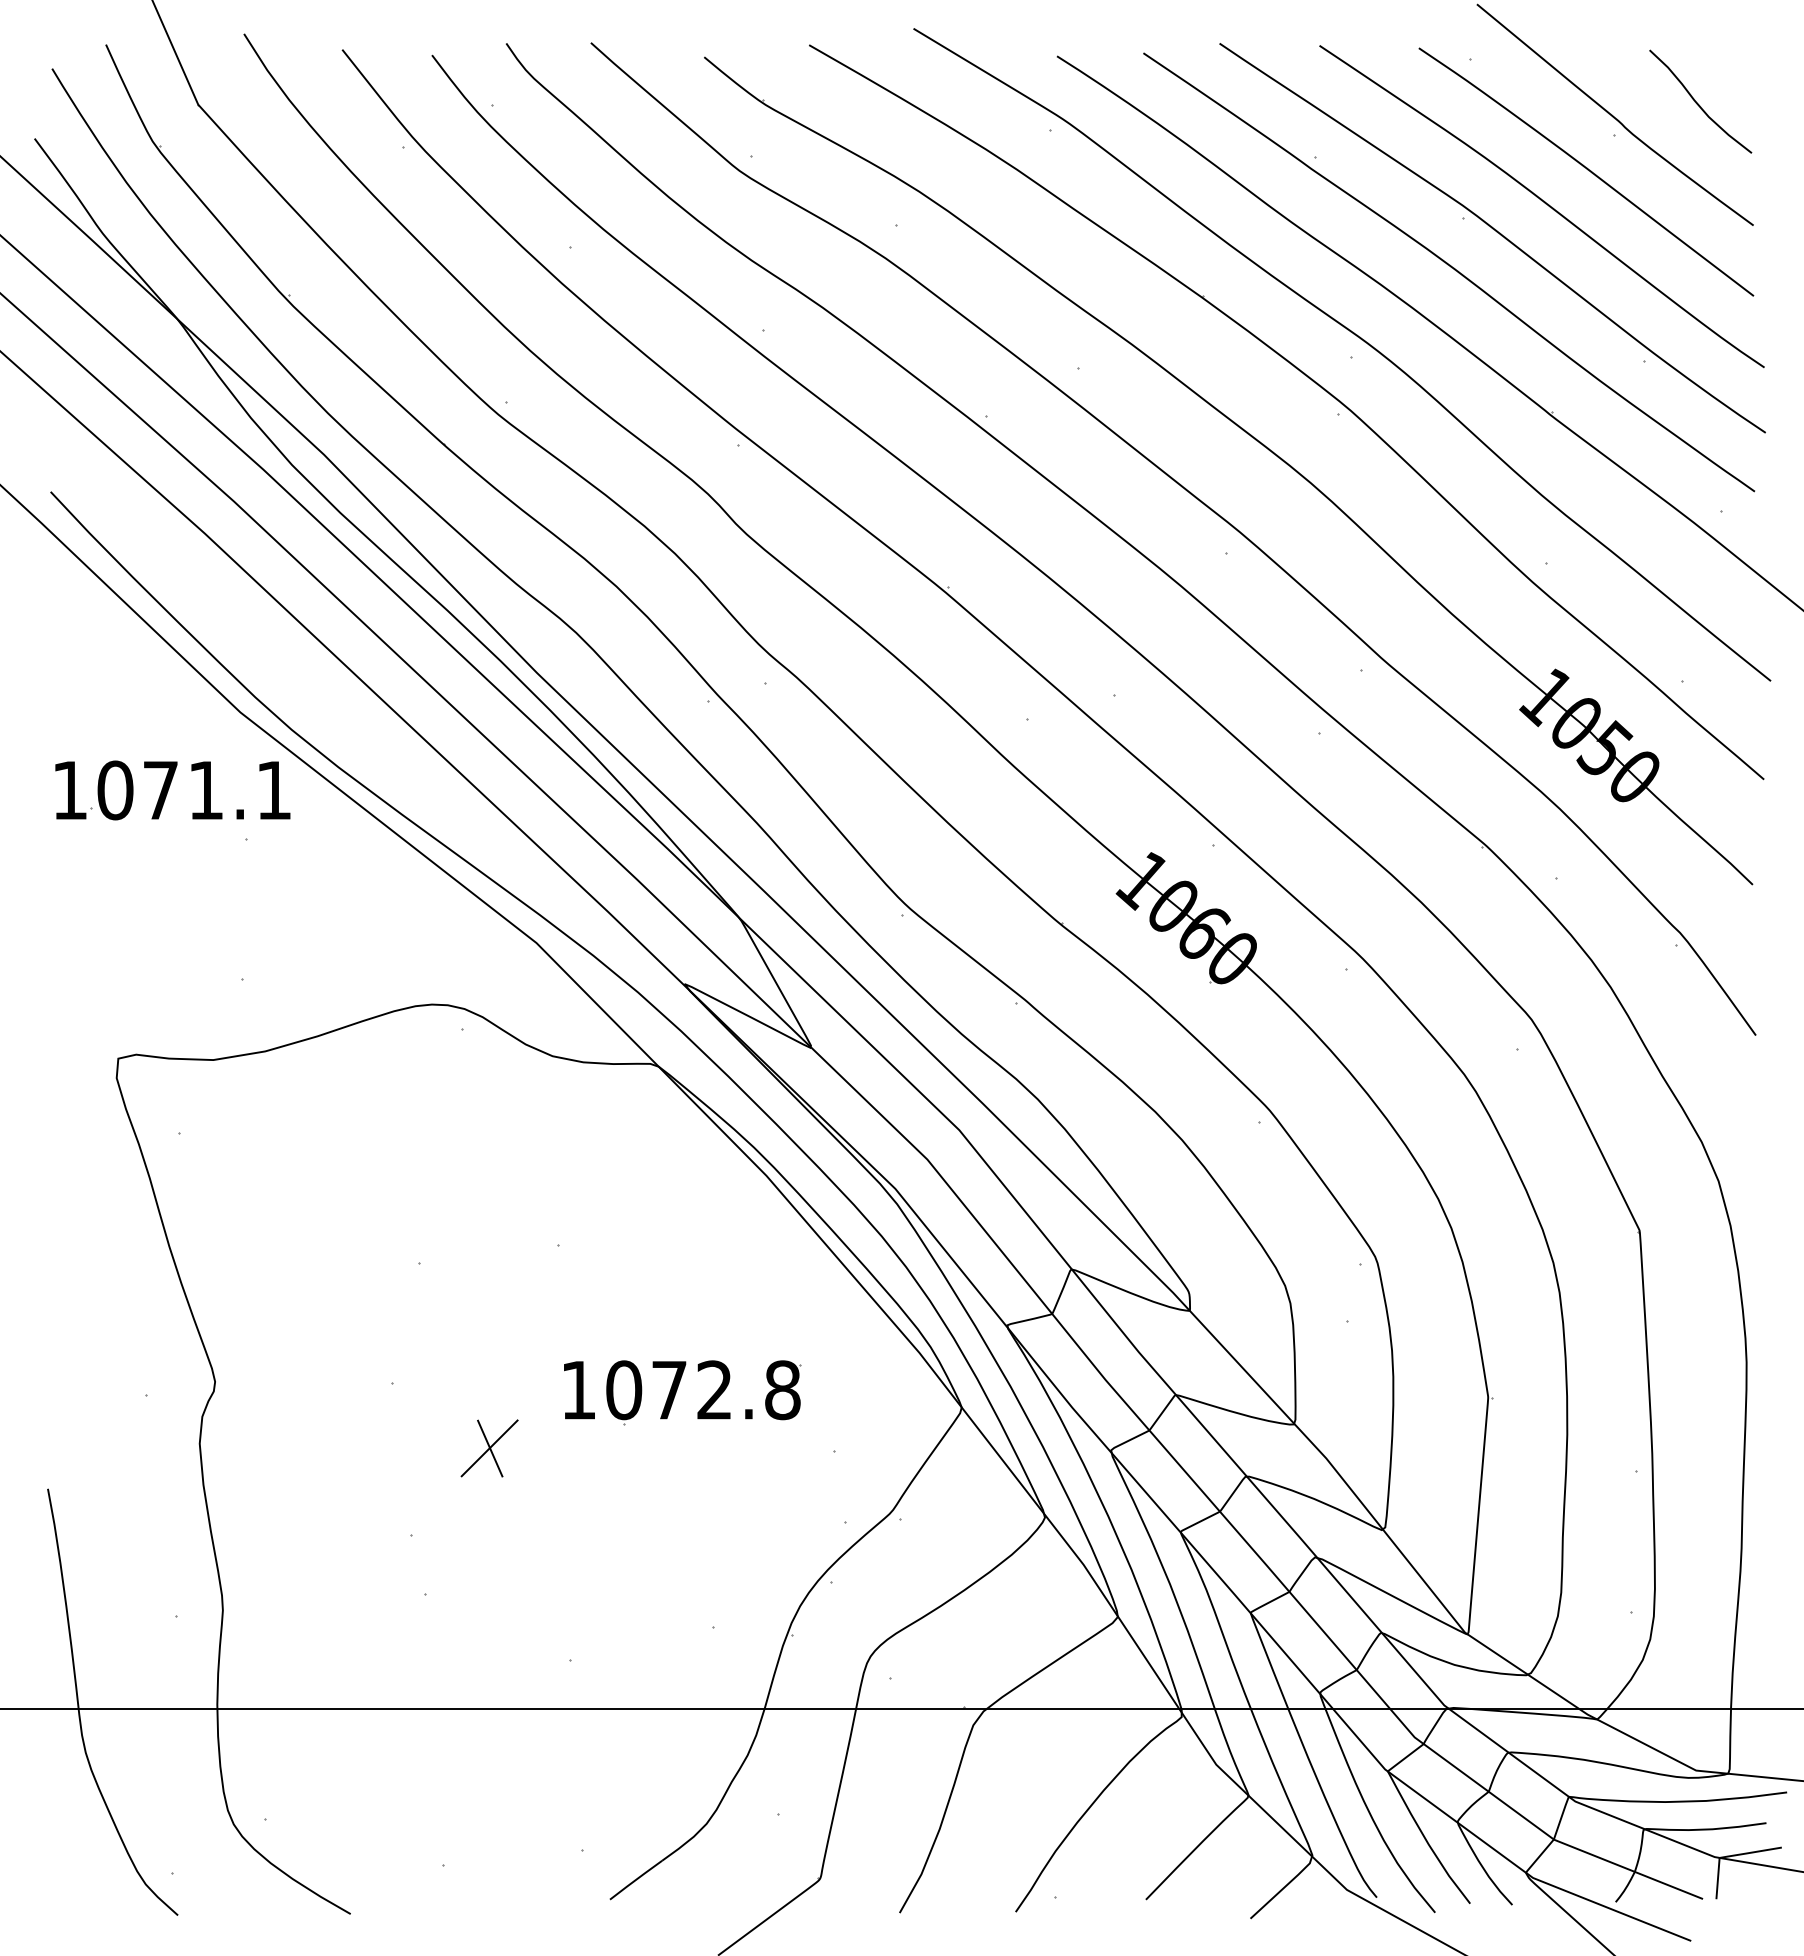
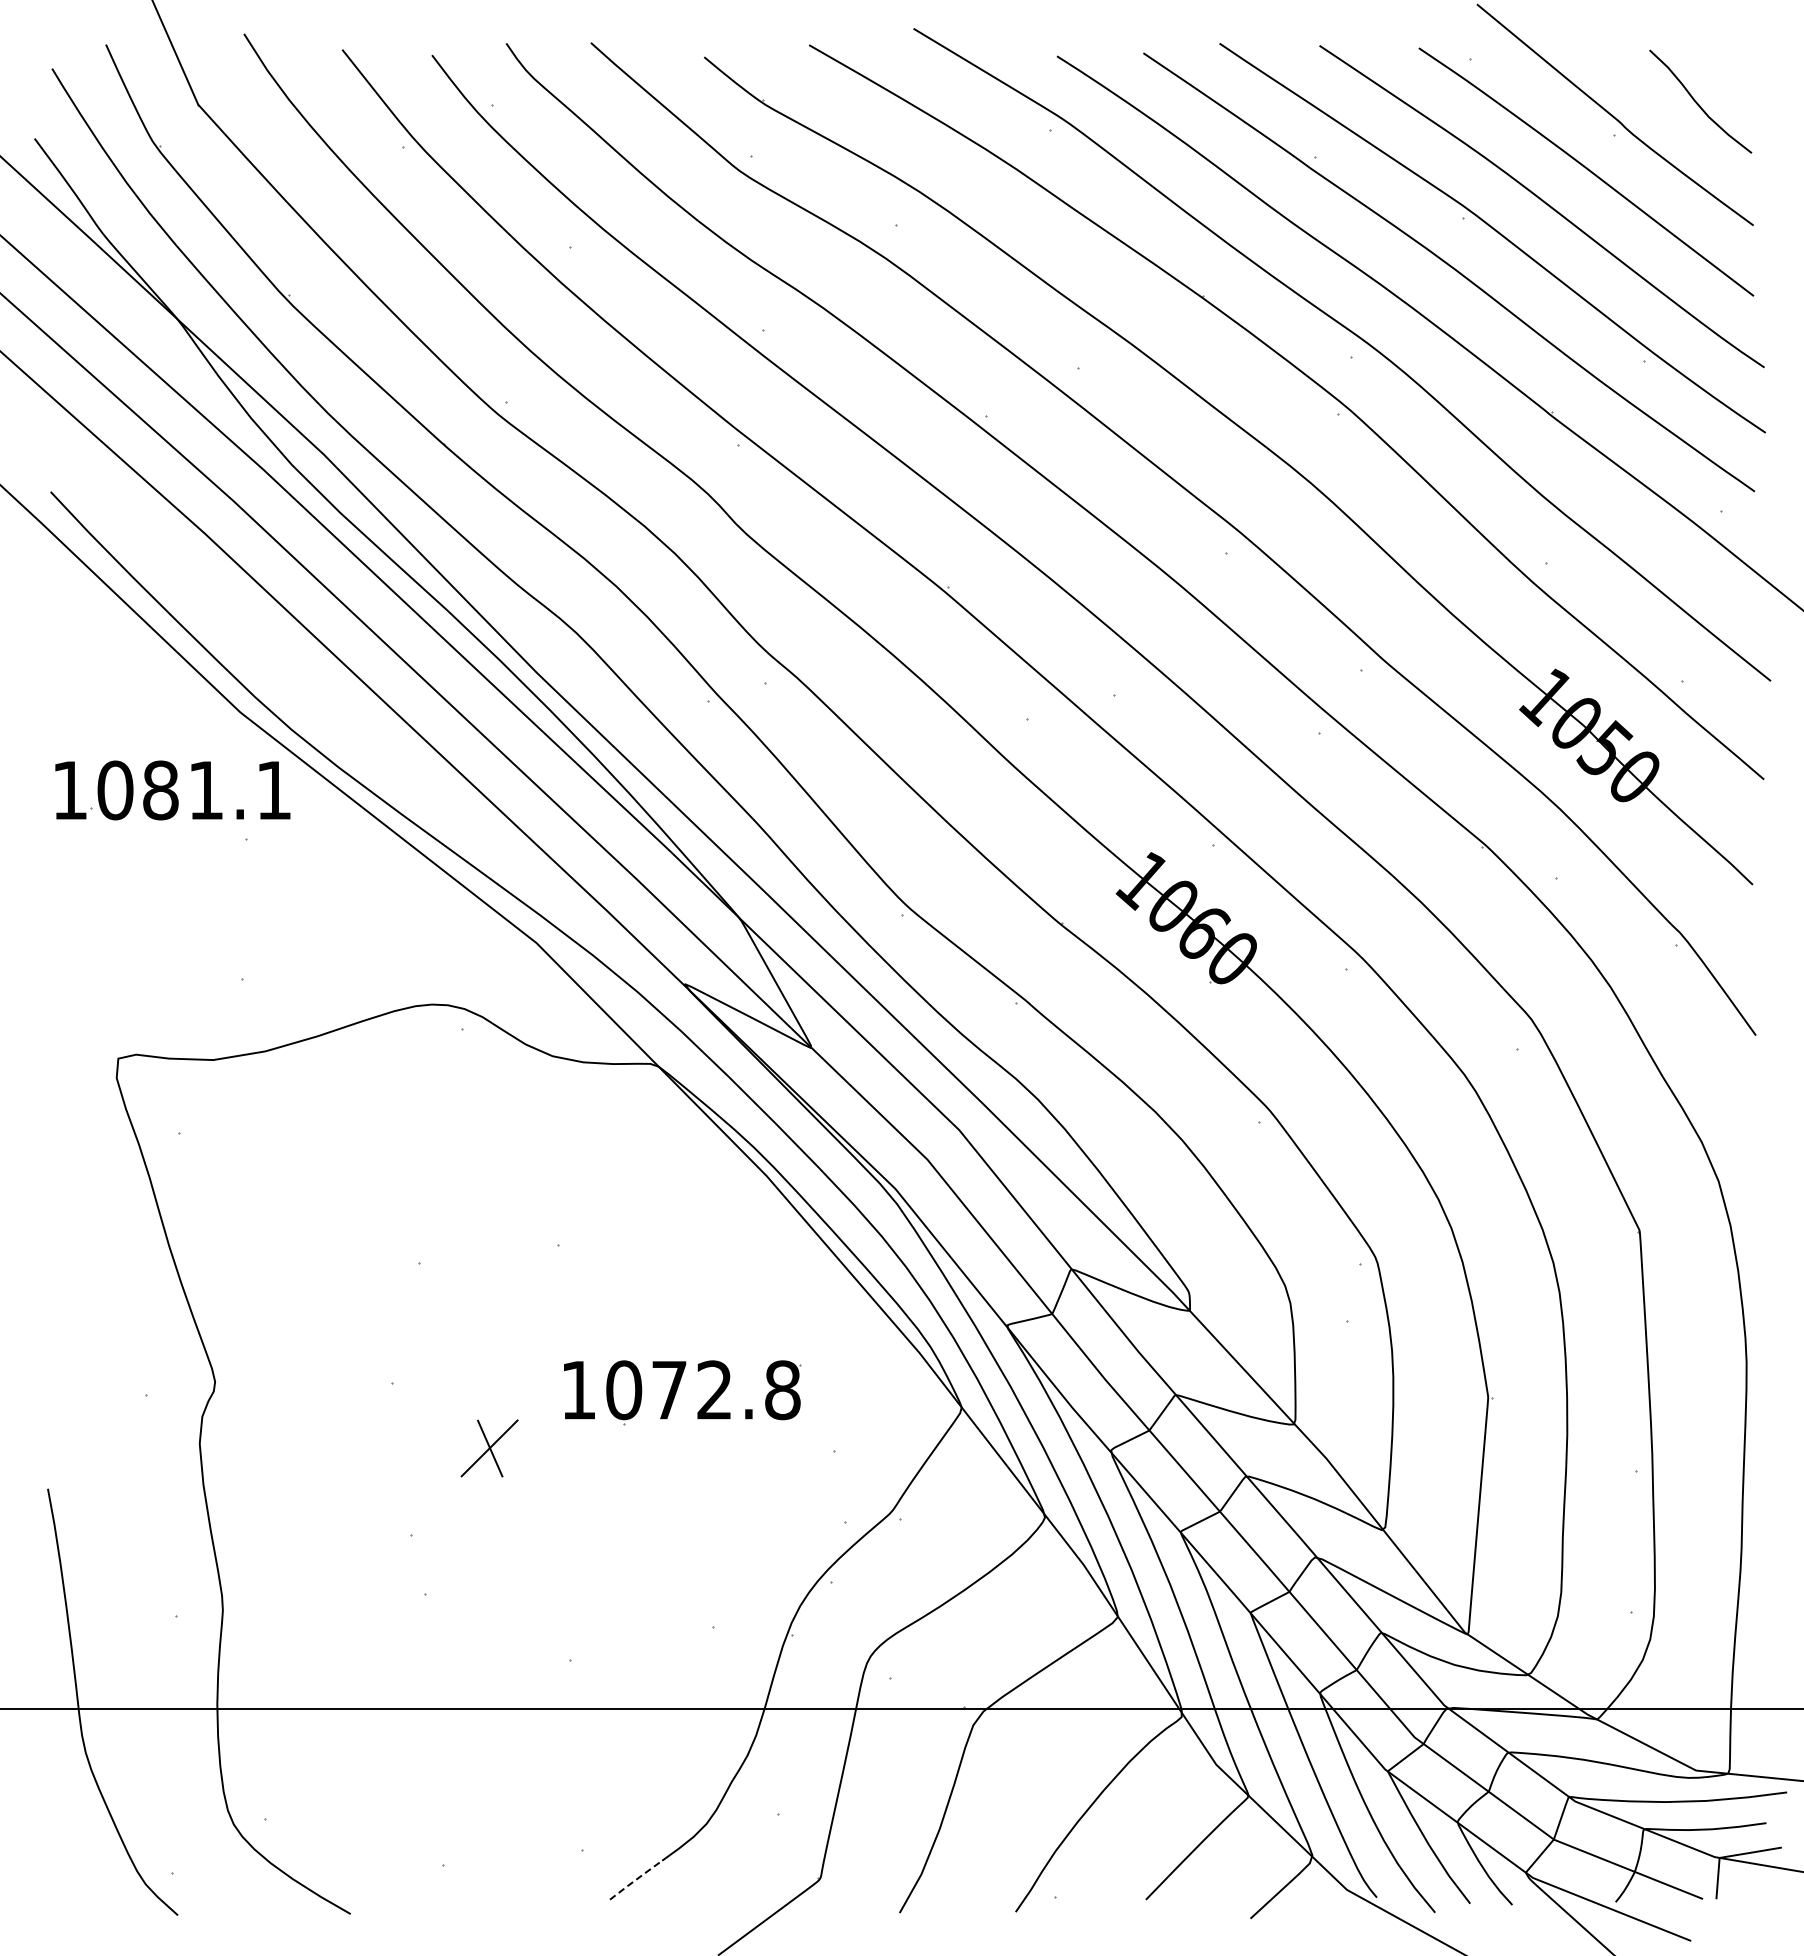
text: 1071.1 -> 1081.1 (160, 790)
line: solid -> dashed (636, 1879)
